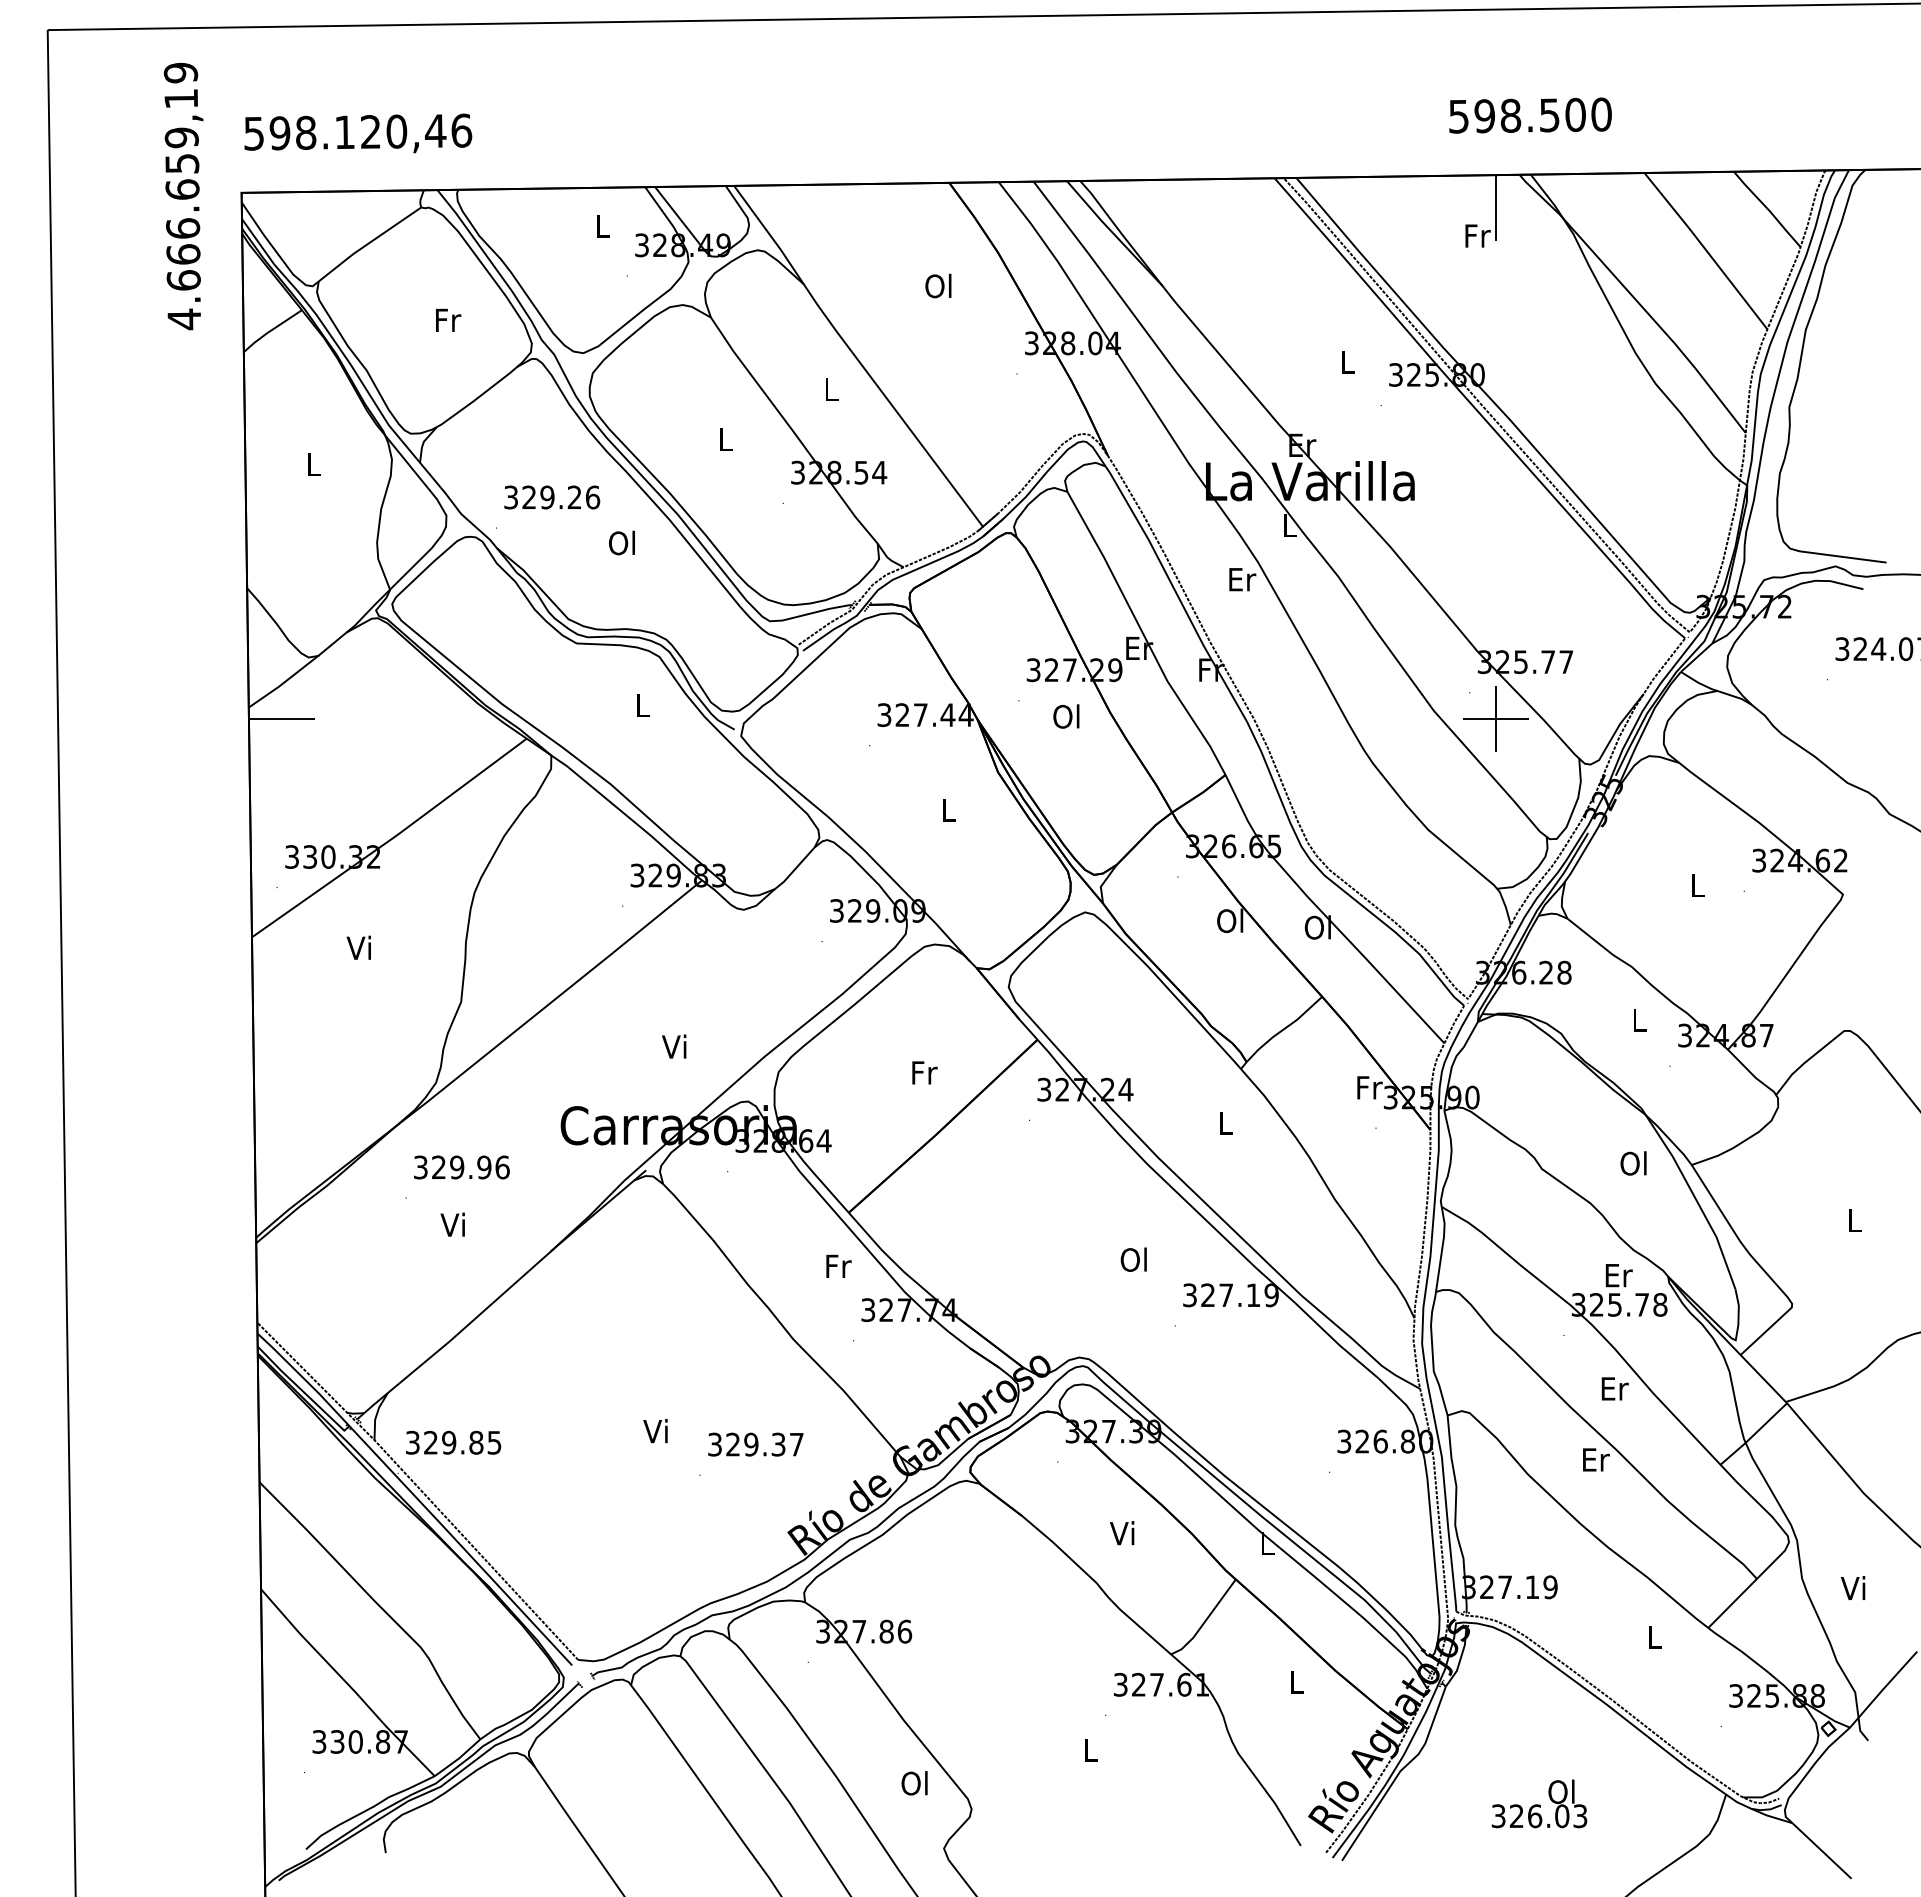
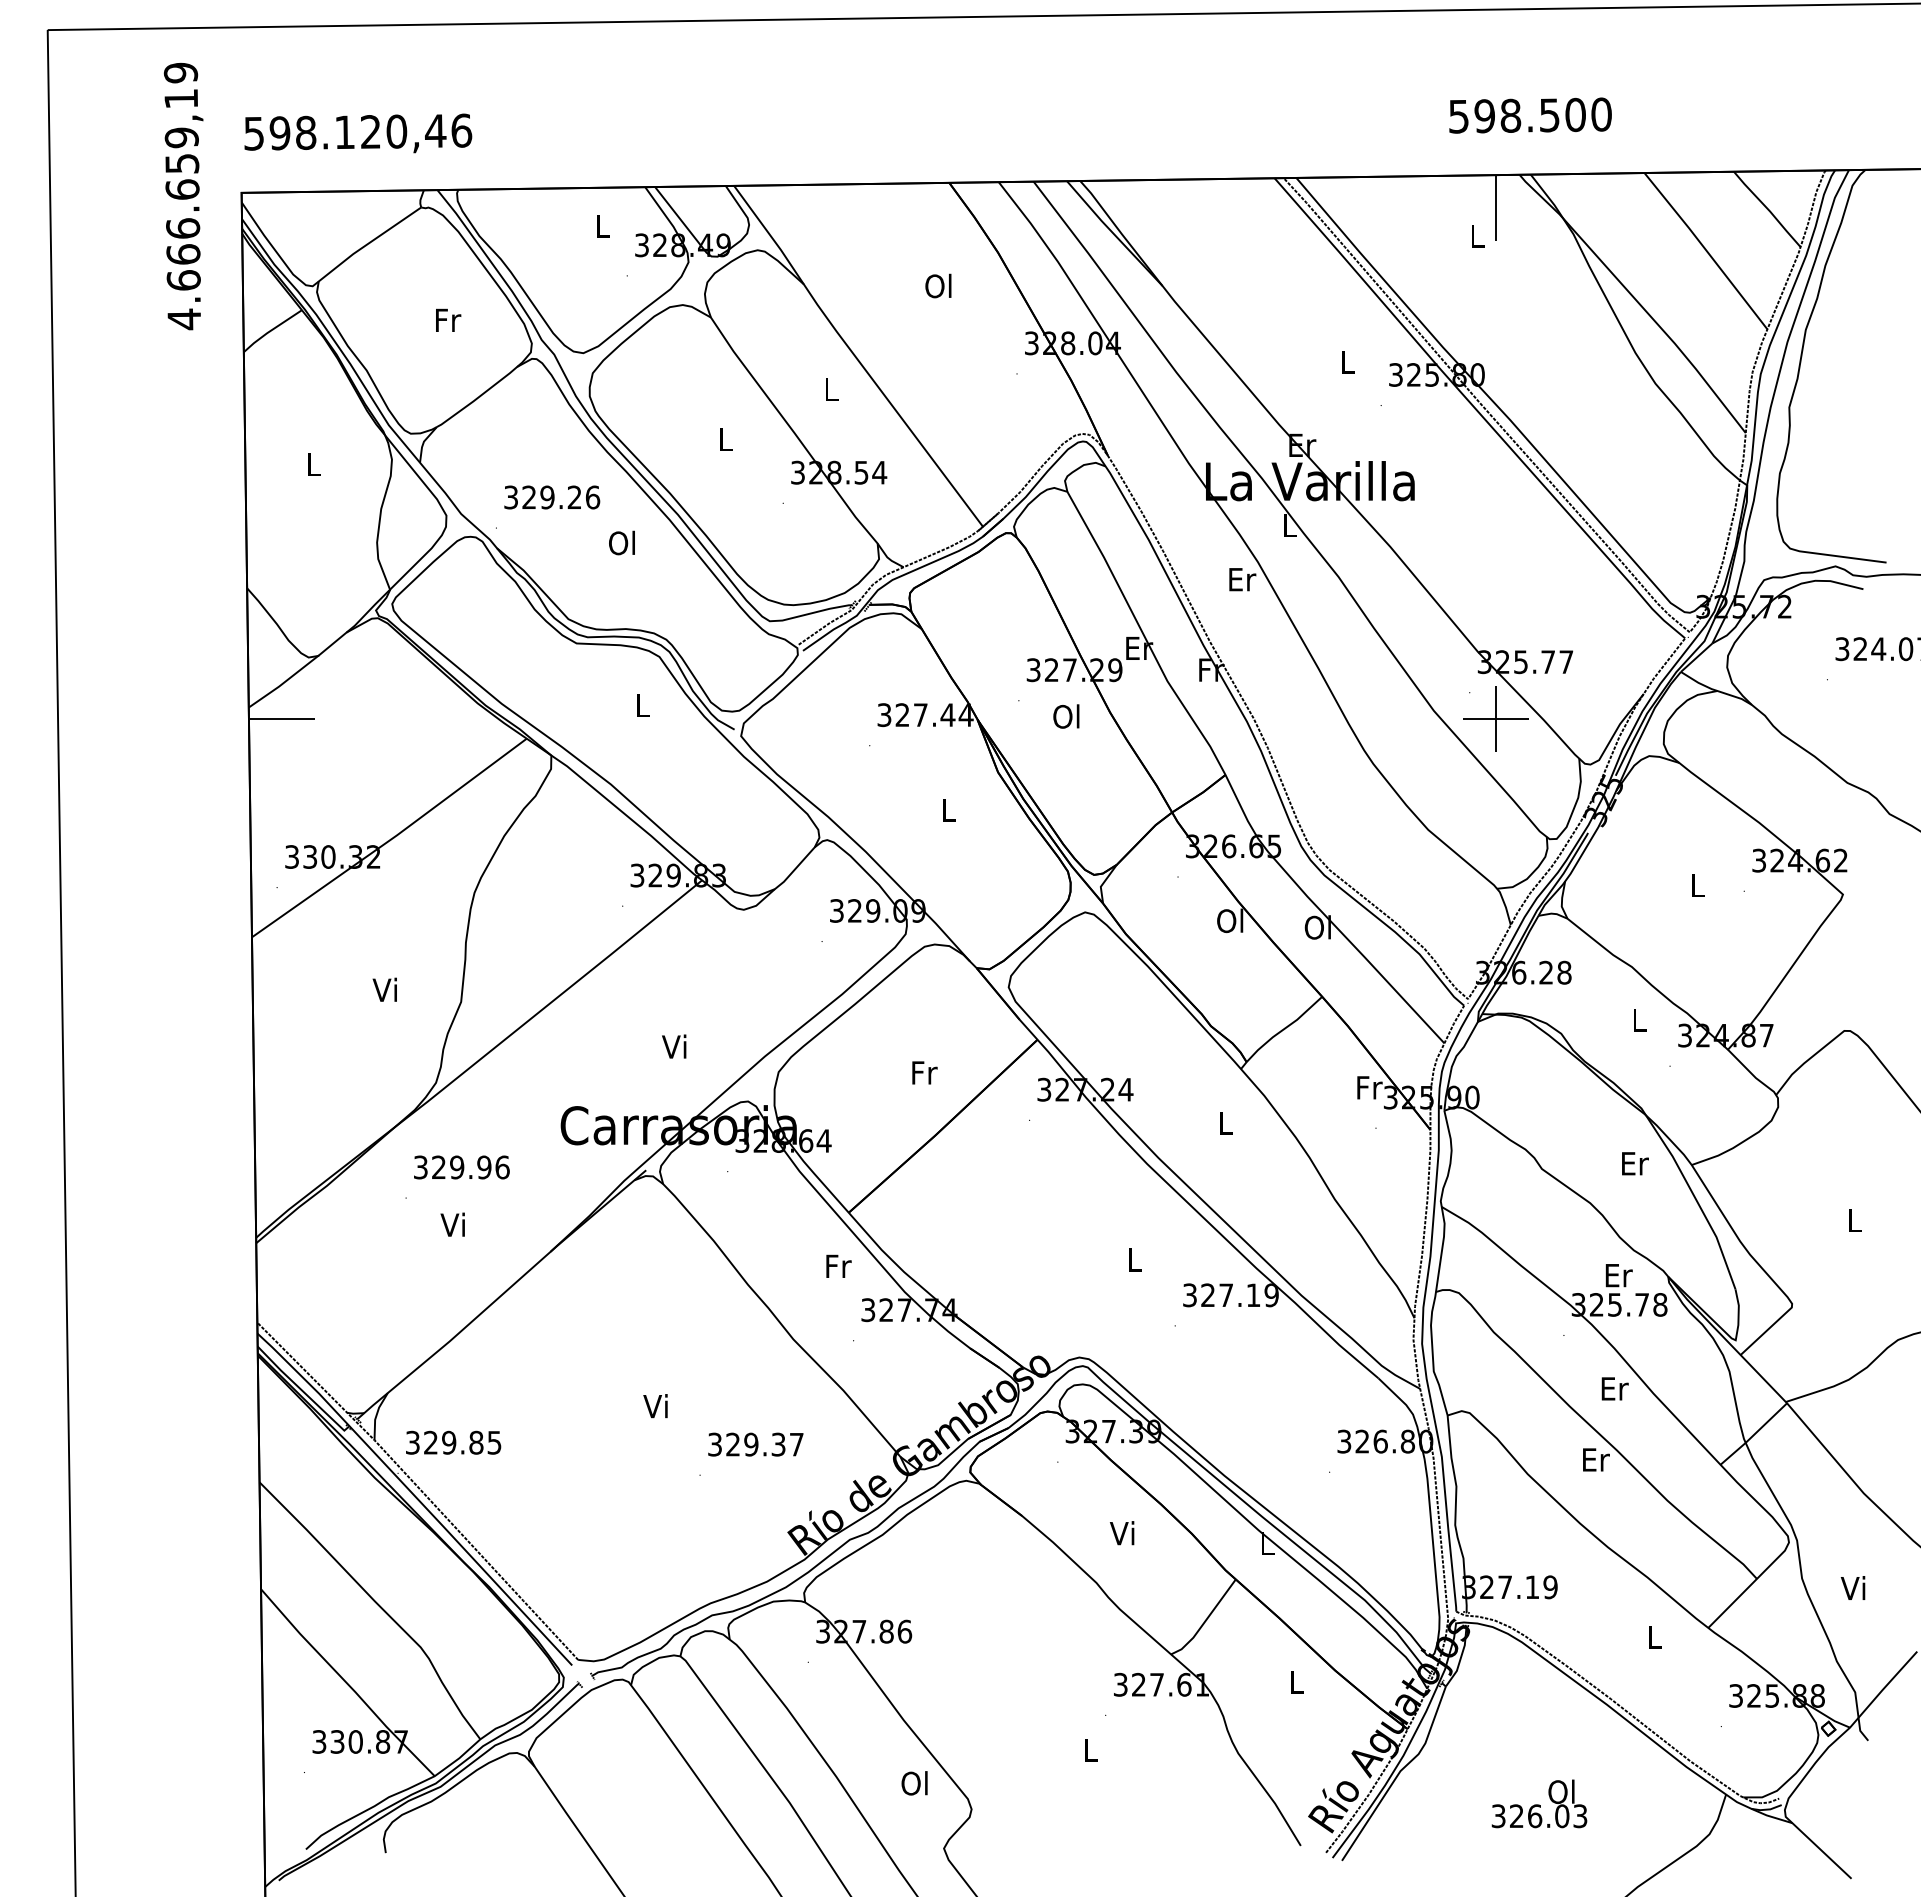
text: Fr -> L (1477, 235)
text position: (358, 947) -> (384, 989) (384, 989)
text: Ol -> Er (1634, 1163)
text: Ol -> L (1133, 1259)
text position: (655, 1431) -> (655, 1406) (655, 1406)
